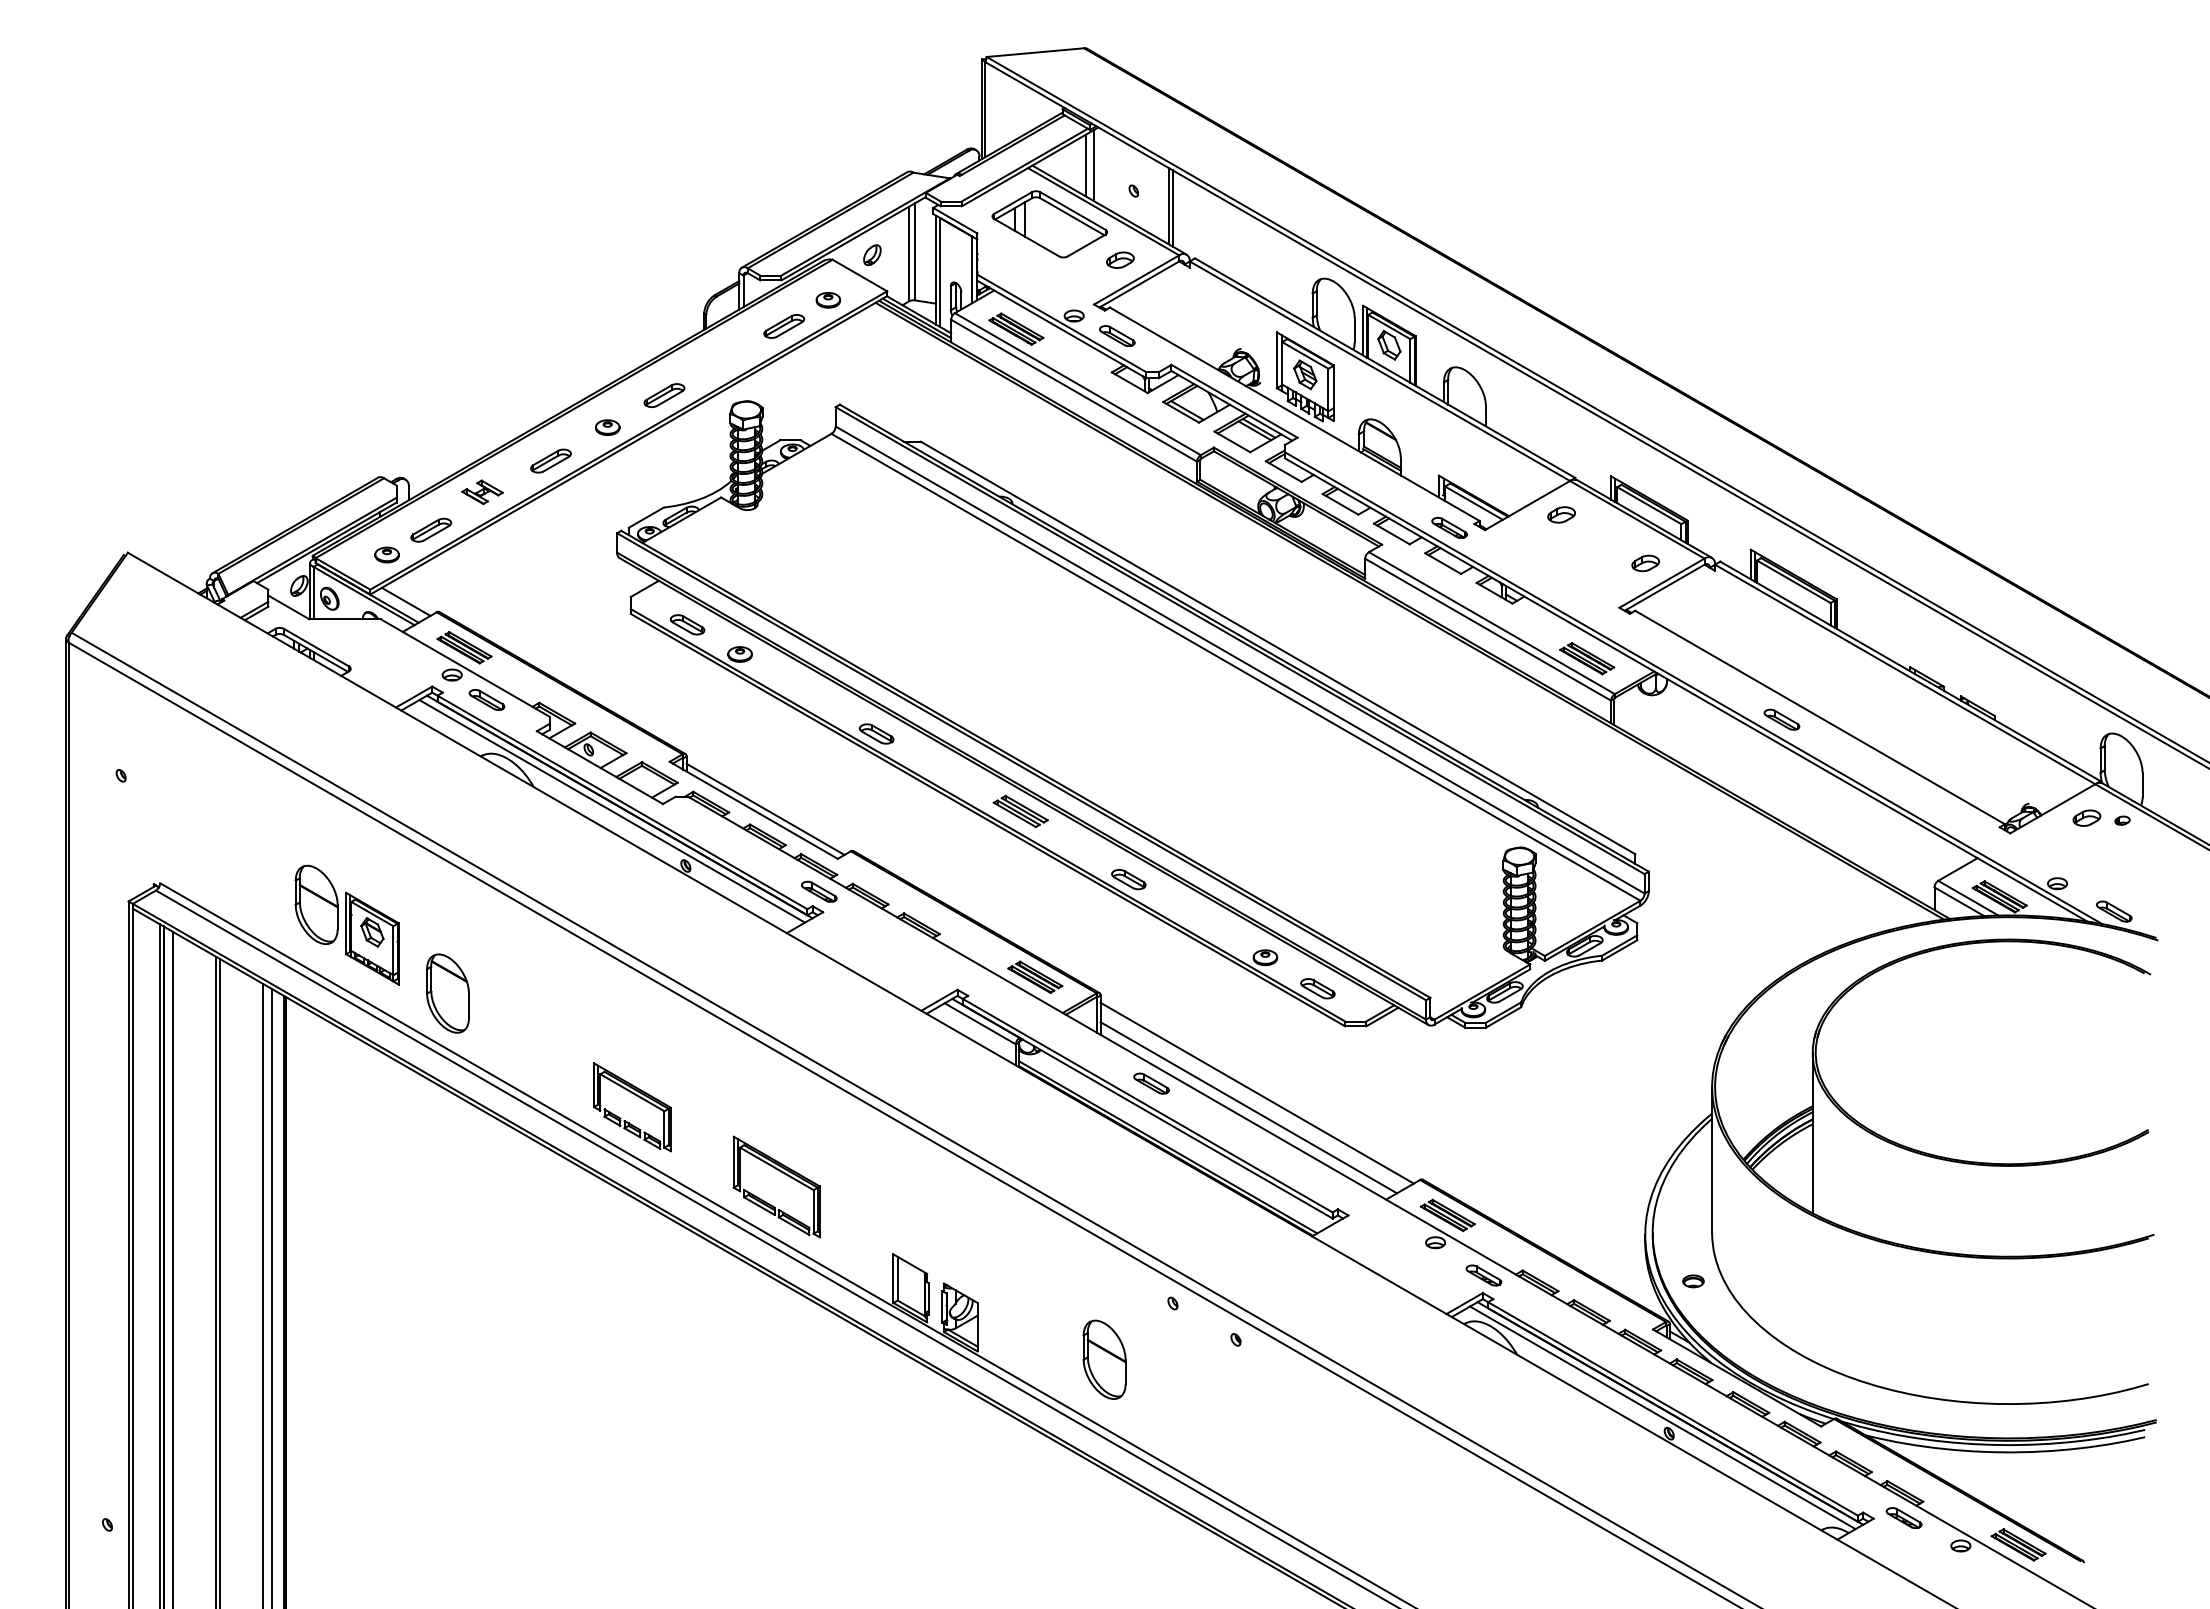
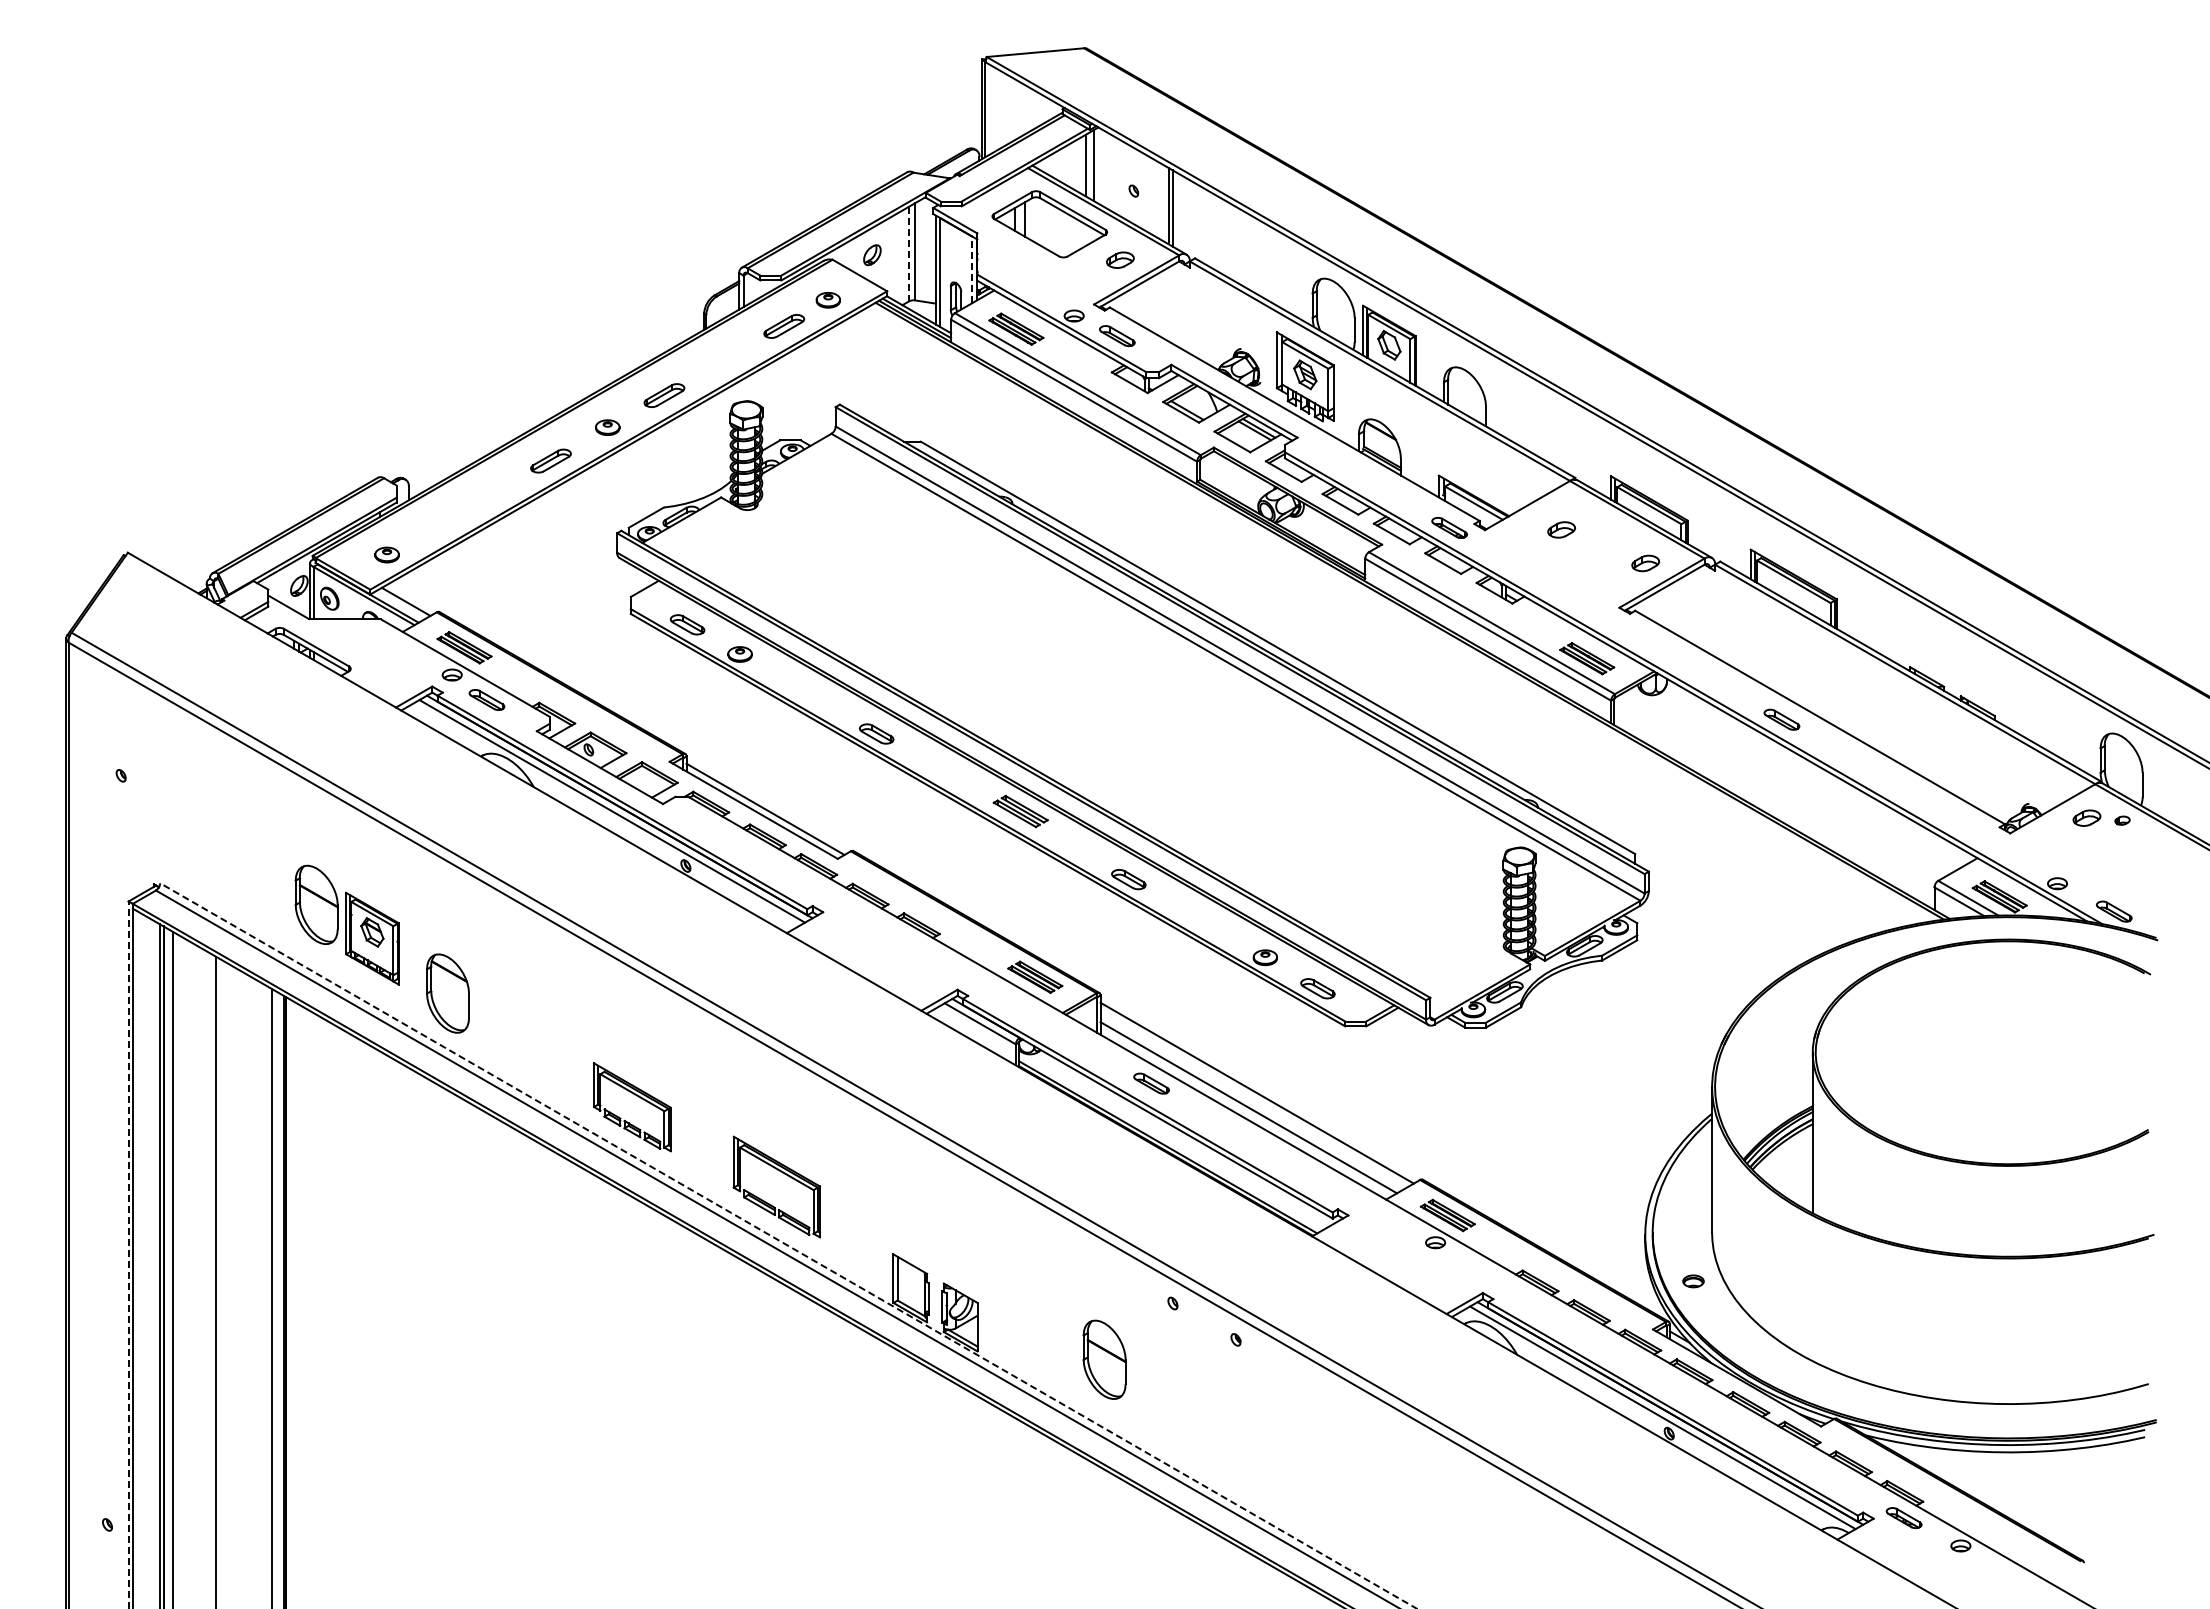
line: solid -> dashed (909, 254)
line: solid -> dashed (971, 269)
part: present -> none (482, 492)
part position: (1561, 514) -> (1561, 529) (1561, 529)
part: present -> none (431, 529)
part: present -> none (819, 891)
line: solid -> dashed (788, 1245)
line: solid -> dashed (128, 1254)
part: present -> none (1483, 1275)
line: present -> none (219, 1281)
line: present -> none (262, 1294)
part: present -> none (2018, 1544)
